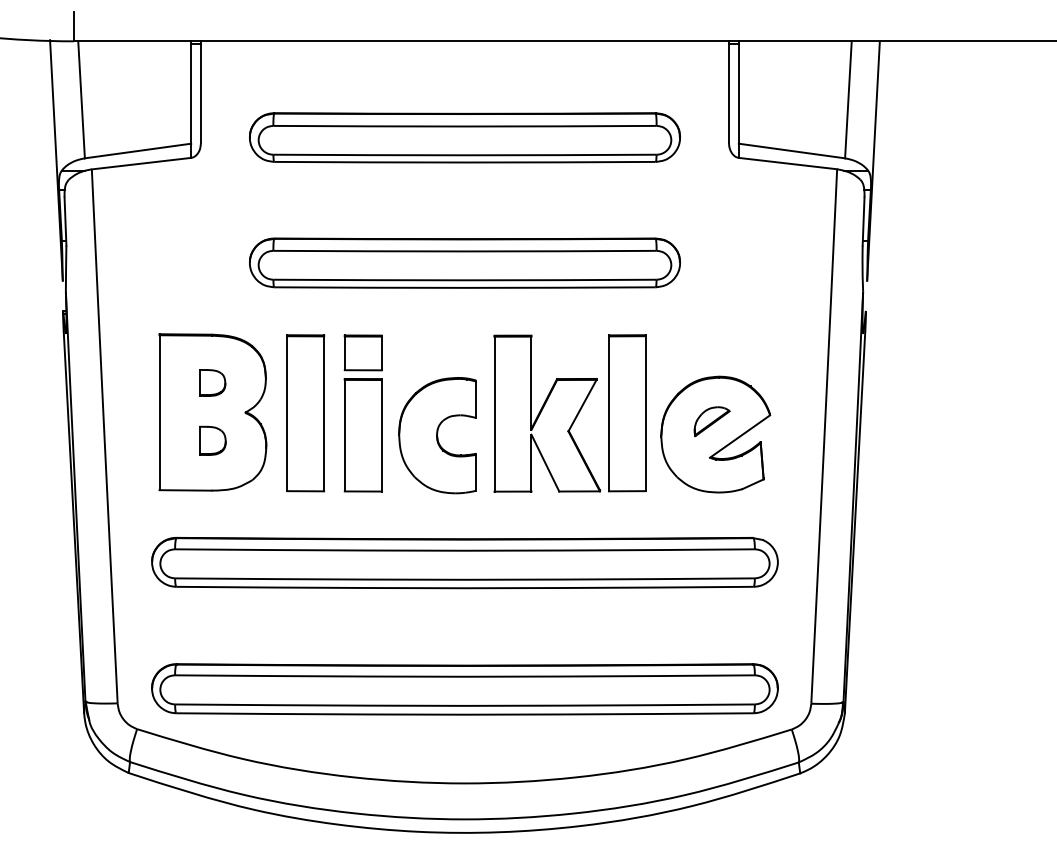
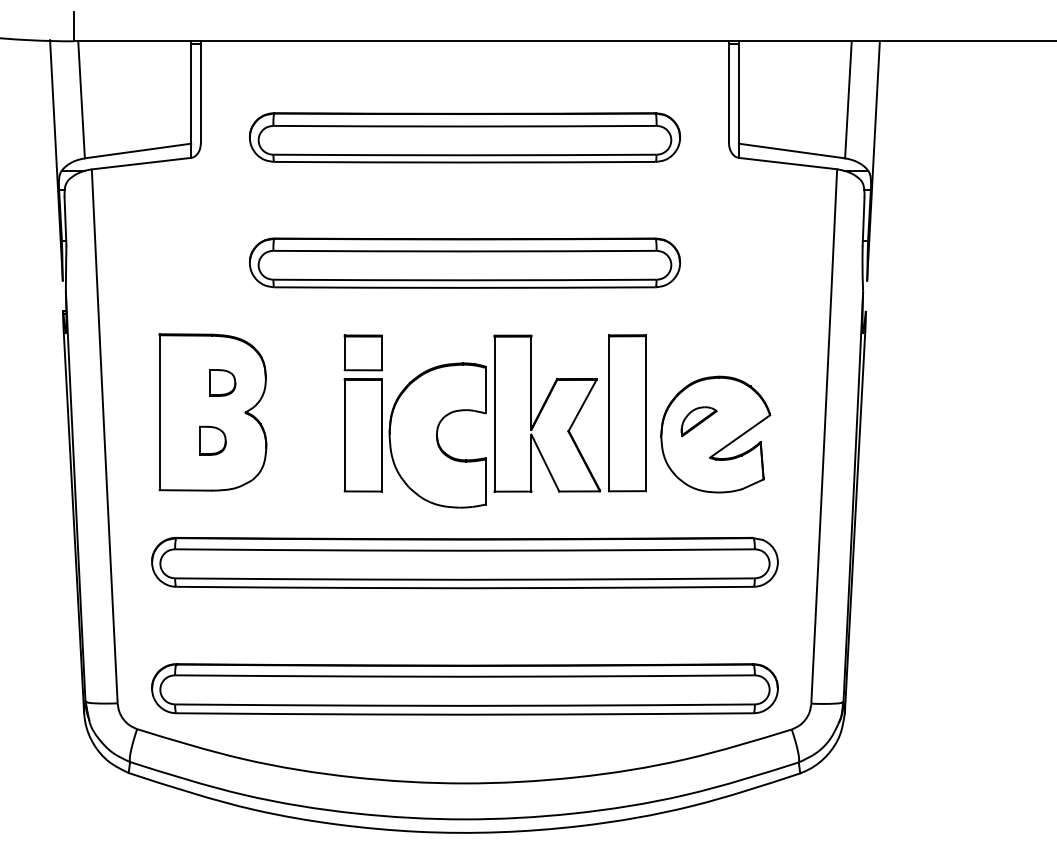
part position: (212, 382) -> (222, 382) (222, 382)
part: present -> none (305, 413)
part position: (711, 421) -> (698, 421) (698, 421)
part size: 79x118 px -> 99x147 px (437, 435)
